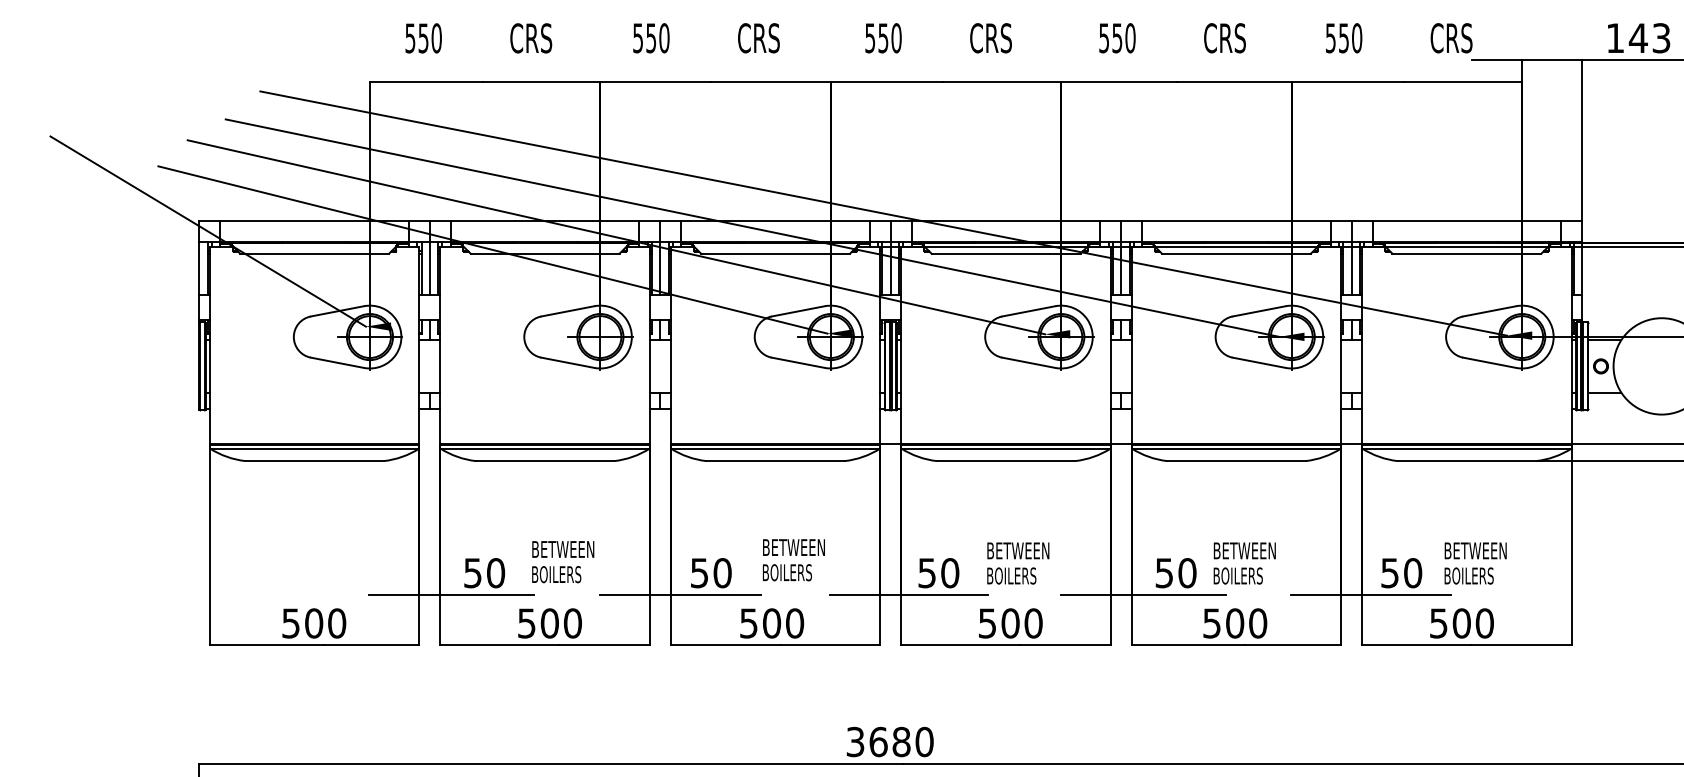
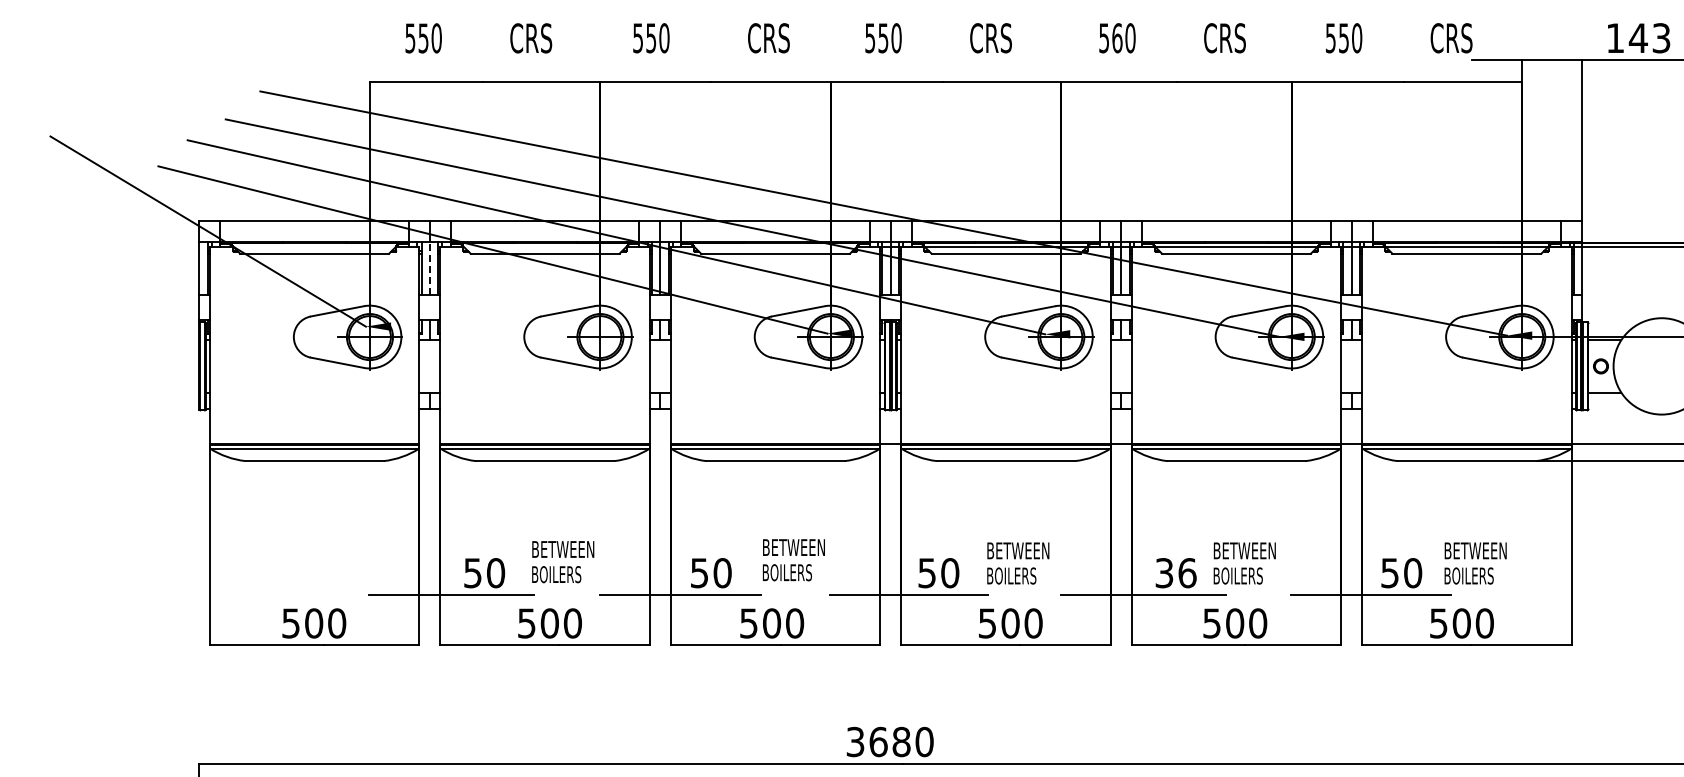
text position: (758, 38) -> (768, 38) (768, 38)
text: 550 -> 560 (1117, 38)
line: solid -> dashed (429, 268)
text: 50 -> 36 (1176, 573)
